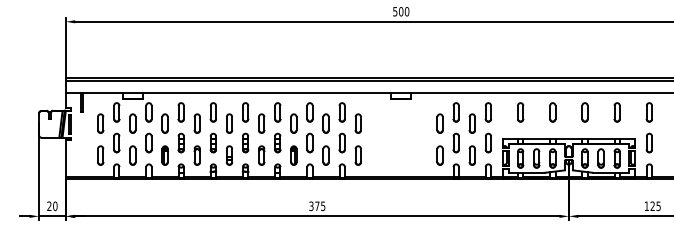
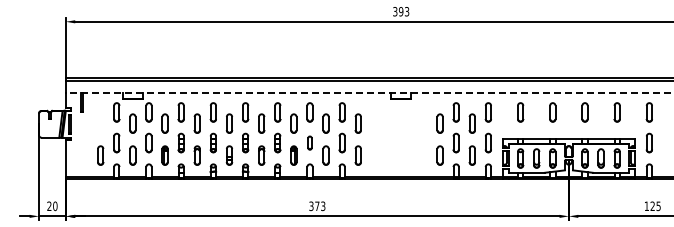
text: 500 -> 393 (401, 11)
line: solid -> dashed (369, 93)
part: present -> none (100, 123)
part size: 8x22 px -> 6x16 px (309, 142)
text: 375 -> 373 (323, 205)
